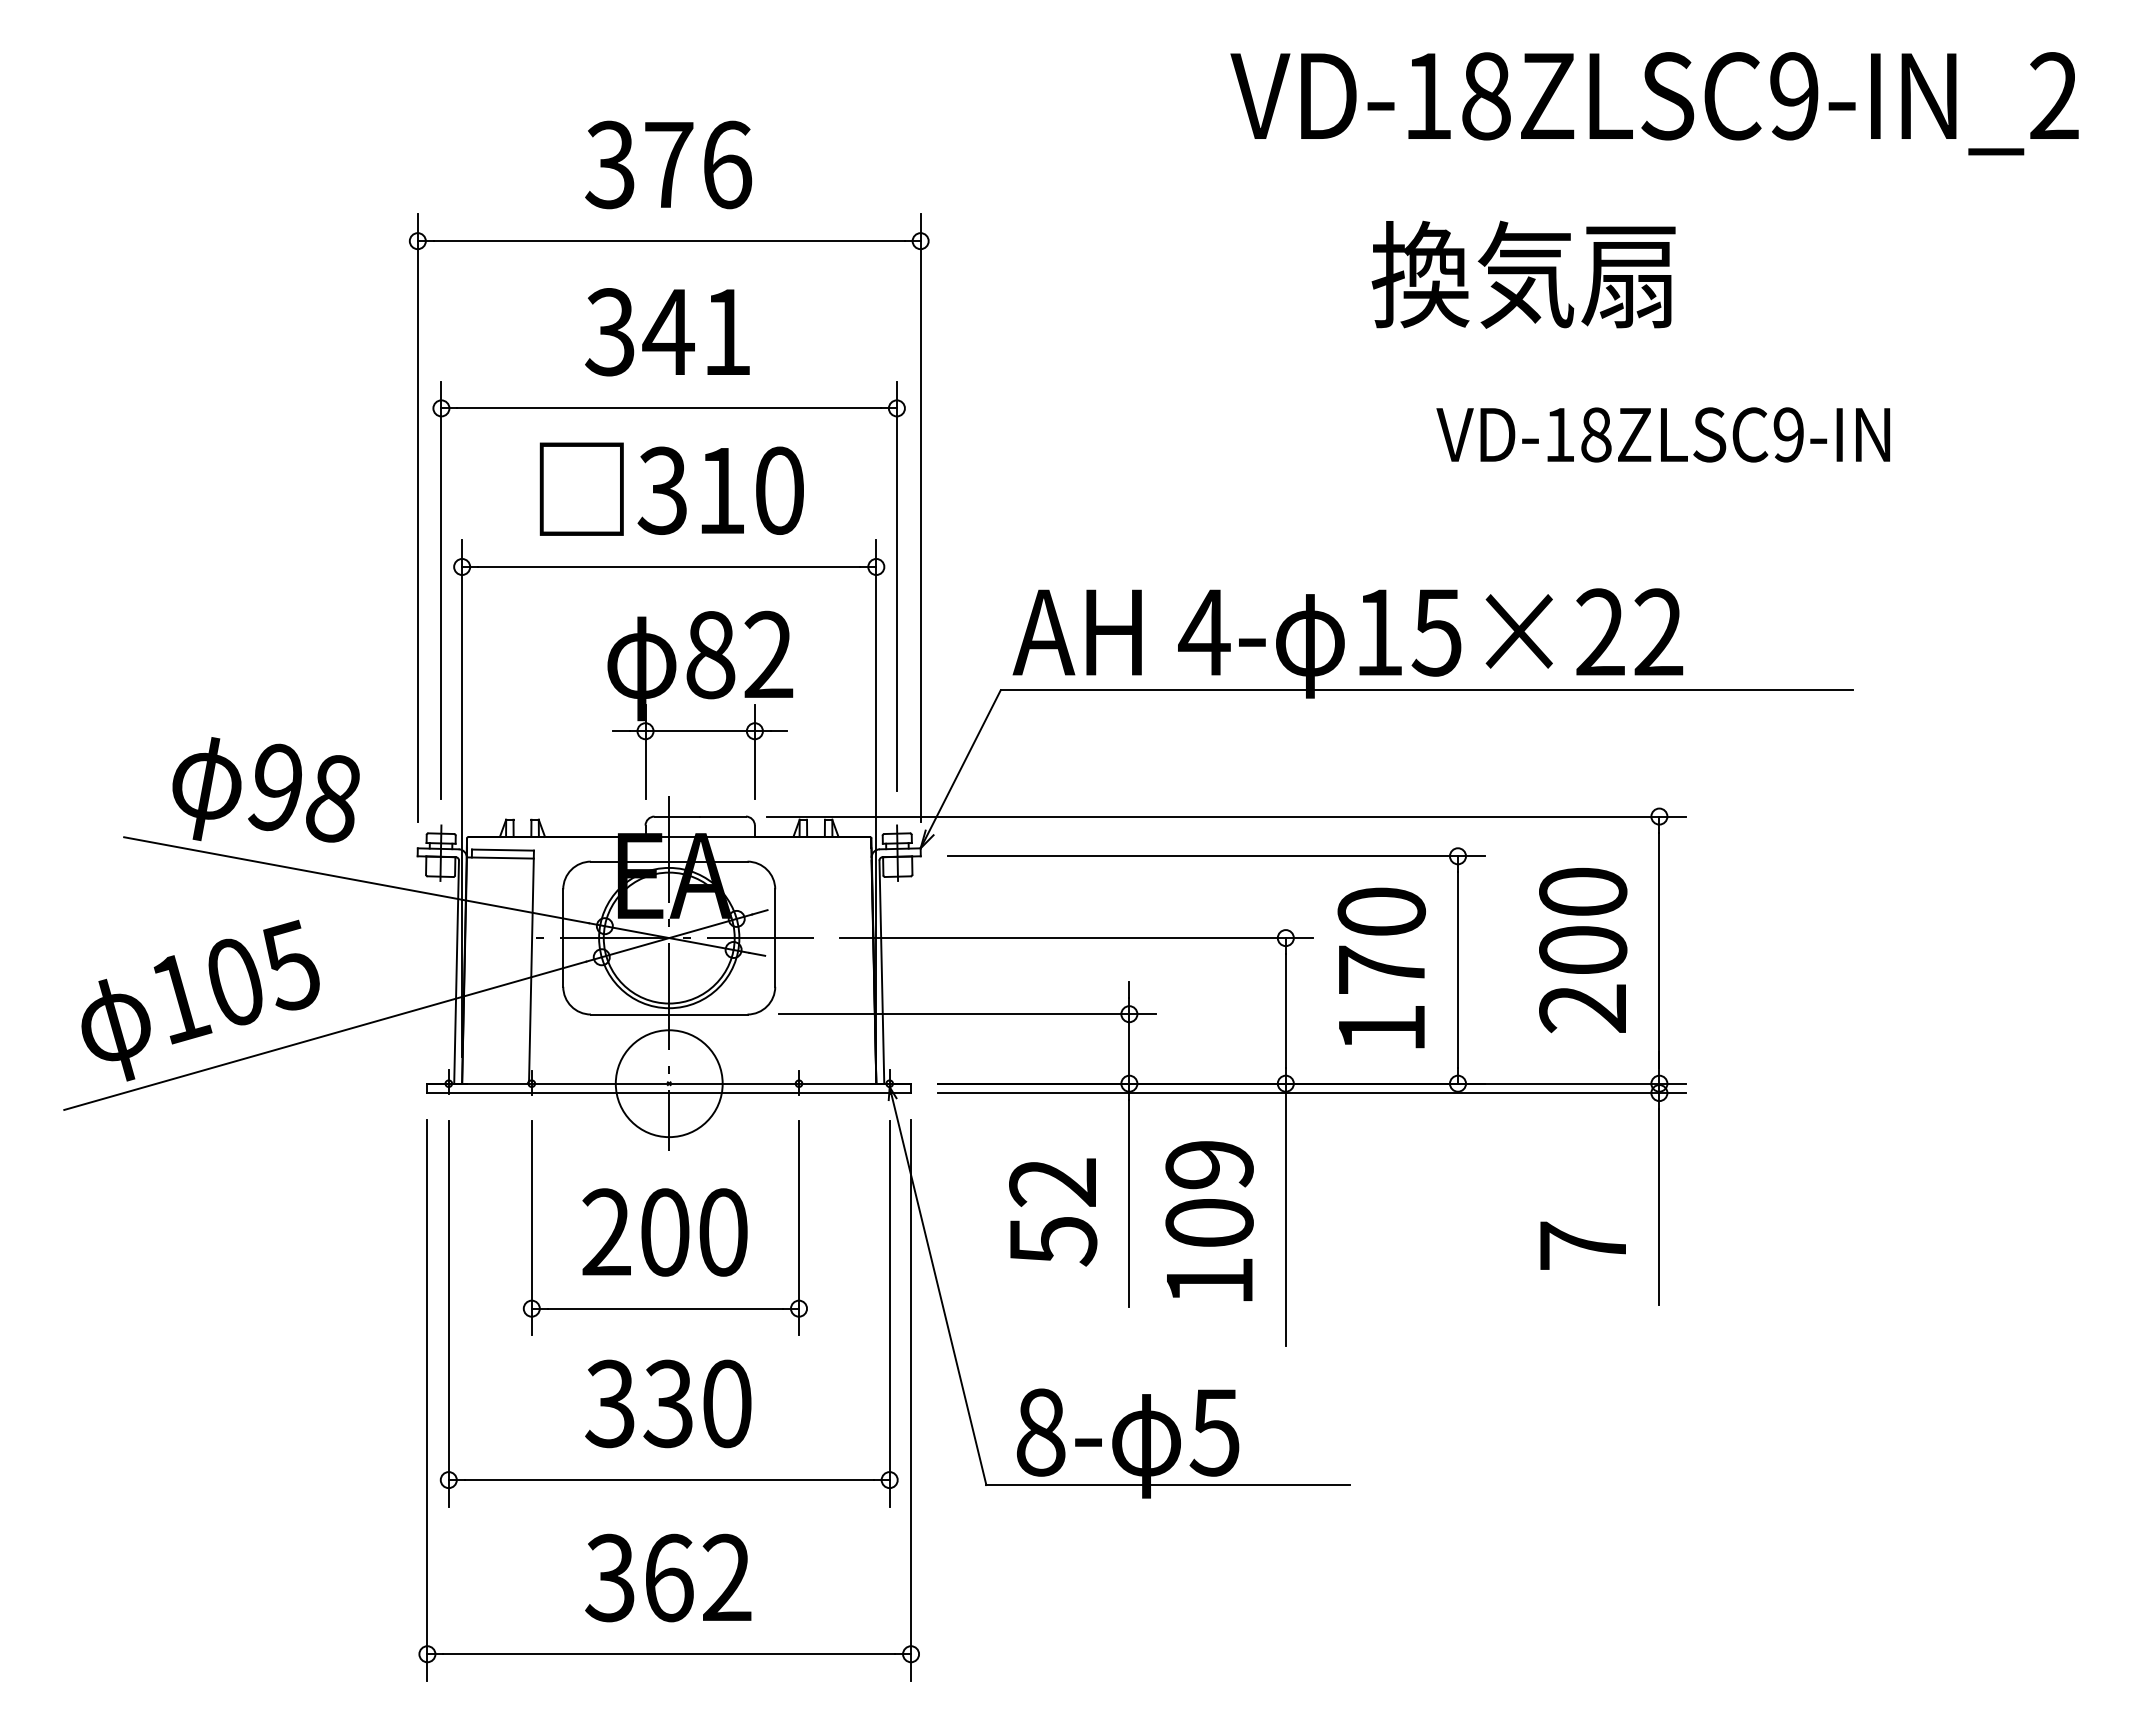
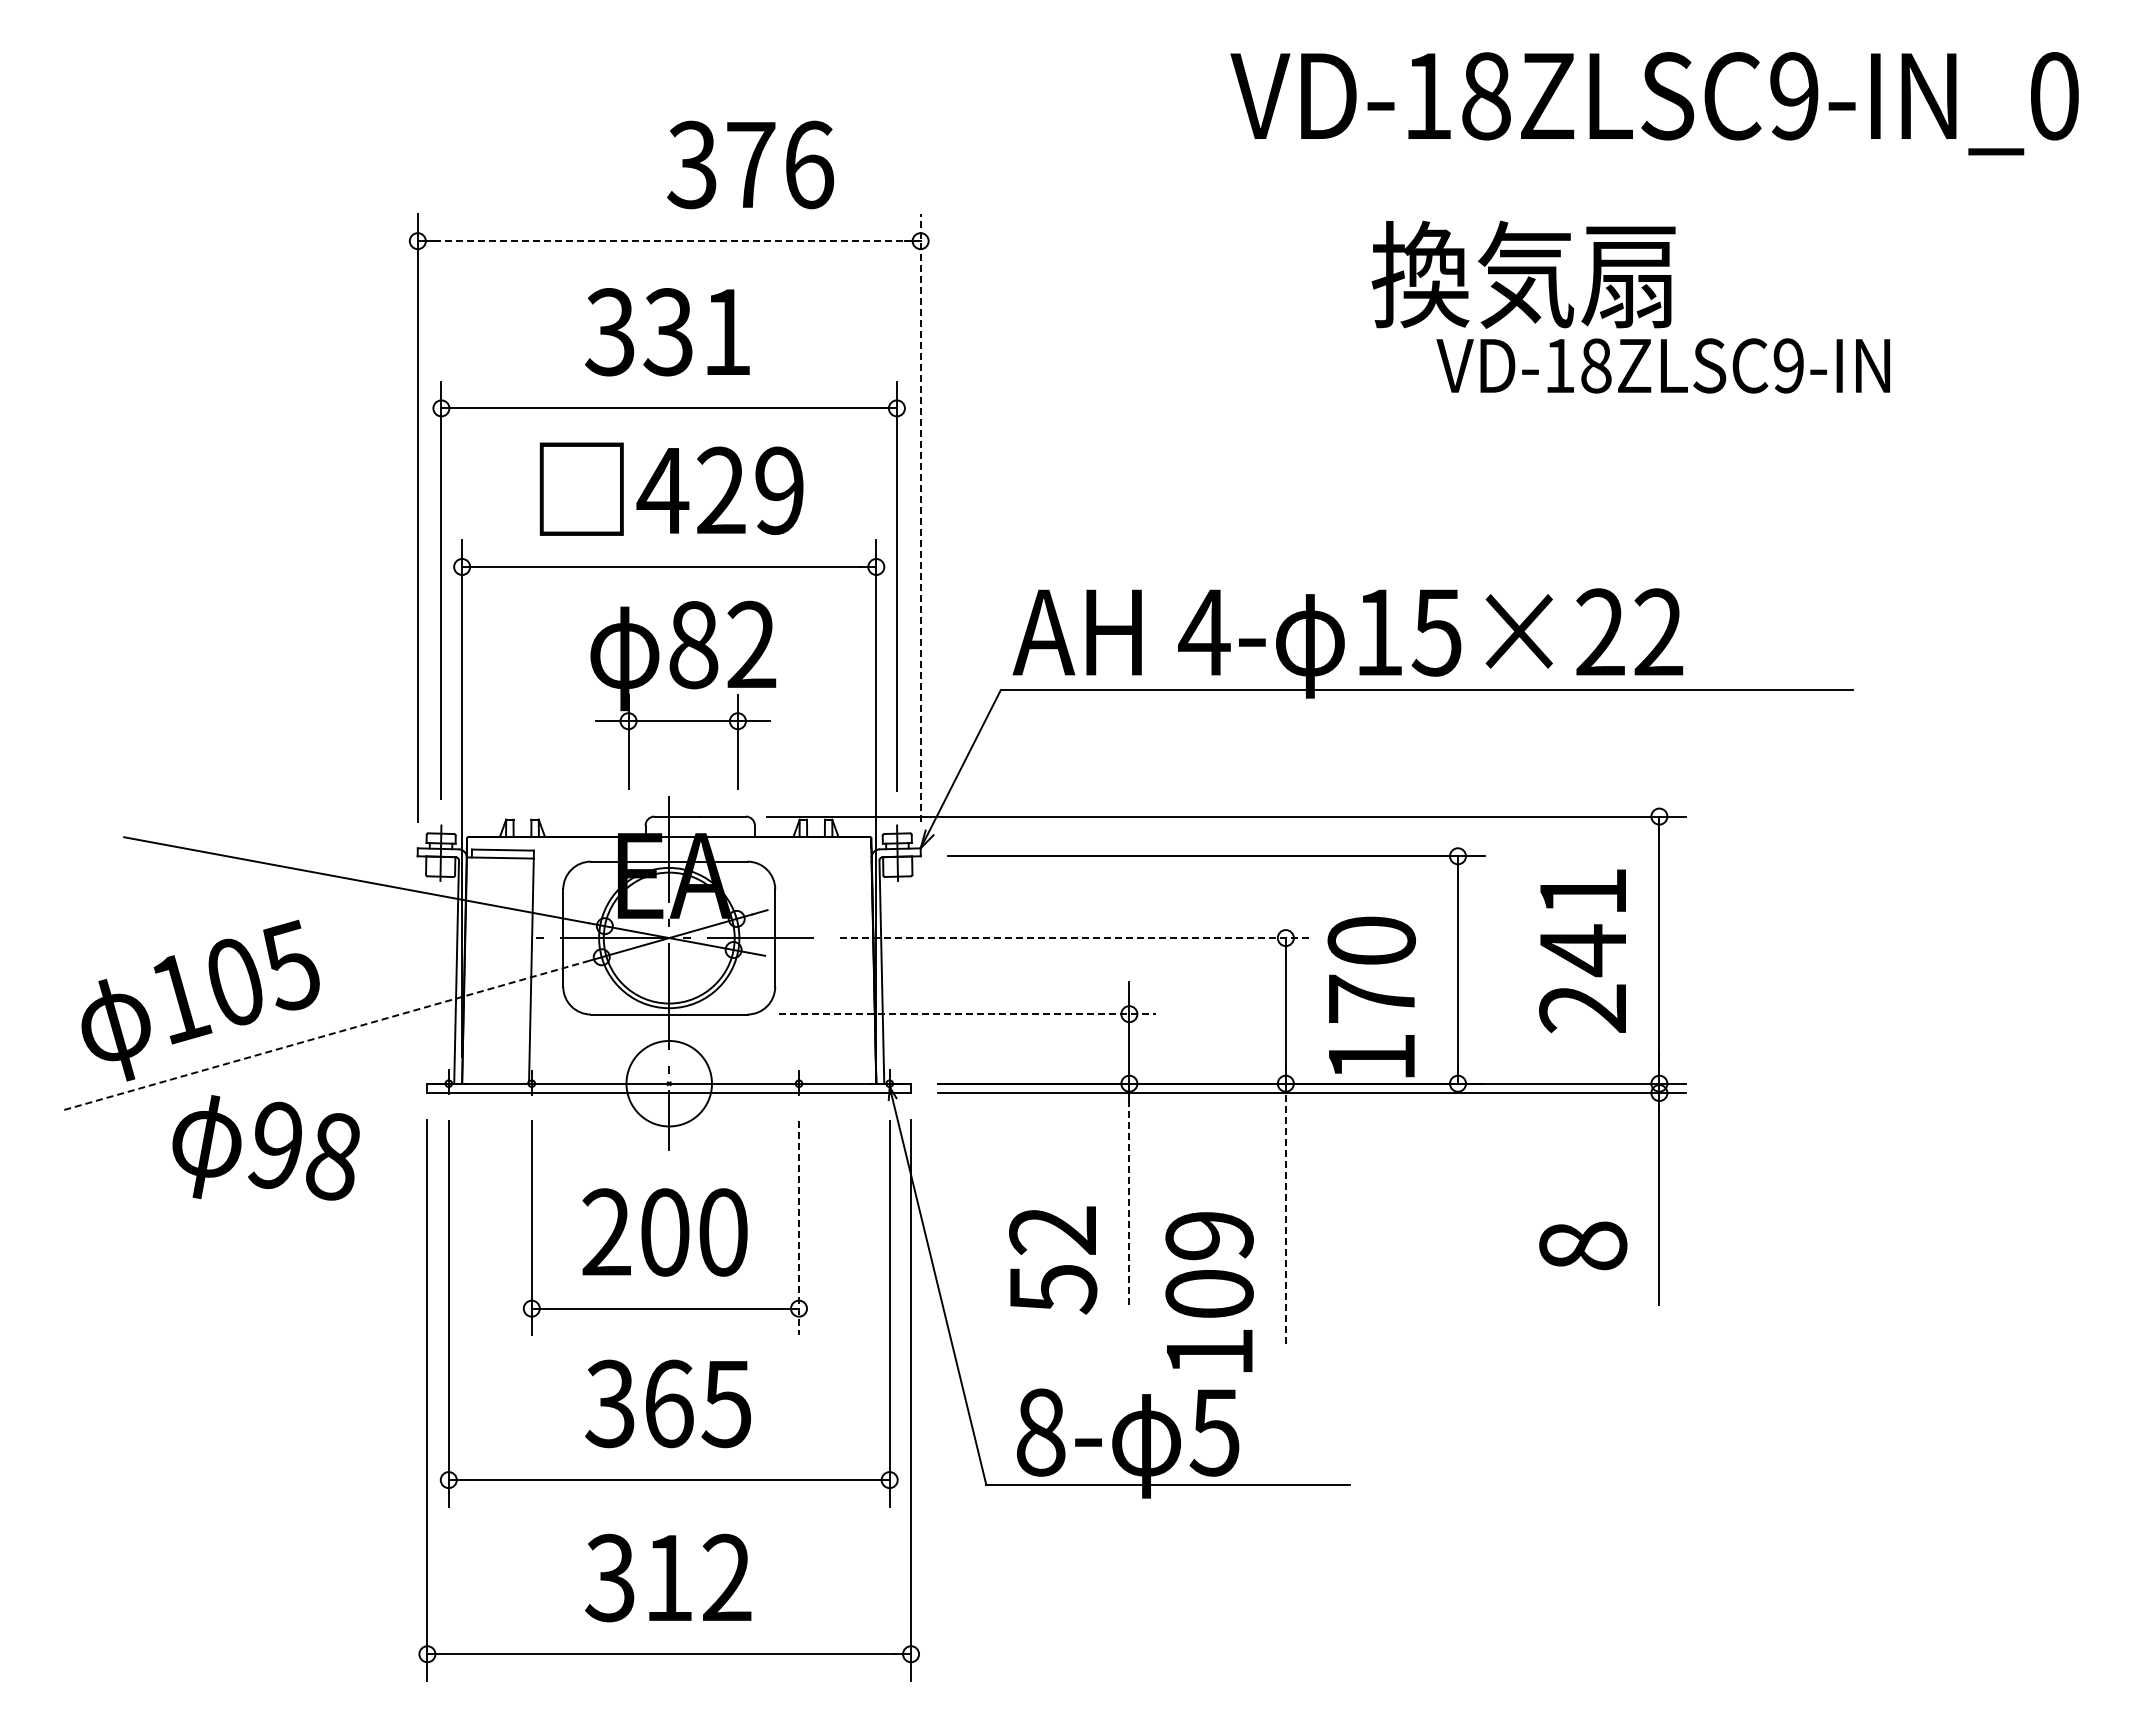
text: VD-18ZLSC9-IN_2 -> VD-18ZLSC9-IN_0 (2054, 96)
text position: (668, 164) -> (750, 164) (750, 164)
line: solid -> dashed (669, 241)
text: 341 -> 331 (668, 332)
text position: (1662, 434) -> (1662, 365) (1662, 365)
text: 310 -> 429 (719, 490)
line: solid -> dashed (920, 518)
part position: (703, 698) -> (686, 688) (686, 688)
text position: (265, 789) -> (265, 1147) (265, 1147)
text: 200 -> 241 (1583, 922)
line: solid -> dashed (1076, 938)
text position: (1381, 967) -> (1371, 996) (1371, 996)
line: solid -> dashed (967, 1014)
line: solid -> dashed (325, 1035)
circle diameter: 107 px -> 86 px (669, 1083)
line: solid -> dashed (1129, 1203)
text position: (1053, 1212) -> (1053, 1260) (1053, 1260)
line: solid -> dashed (1285, 1215)
text position: (1209, 1220) -> (1209, 1291) (1209, 1291)
line: solid -> dashed (799, 1228)
text: 7 -> 8 (1583, 1245)
text: 330 -> 365 (697, 1403)
text: 362 -> 312 (669, 1577)
